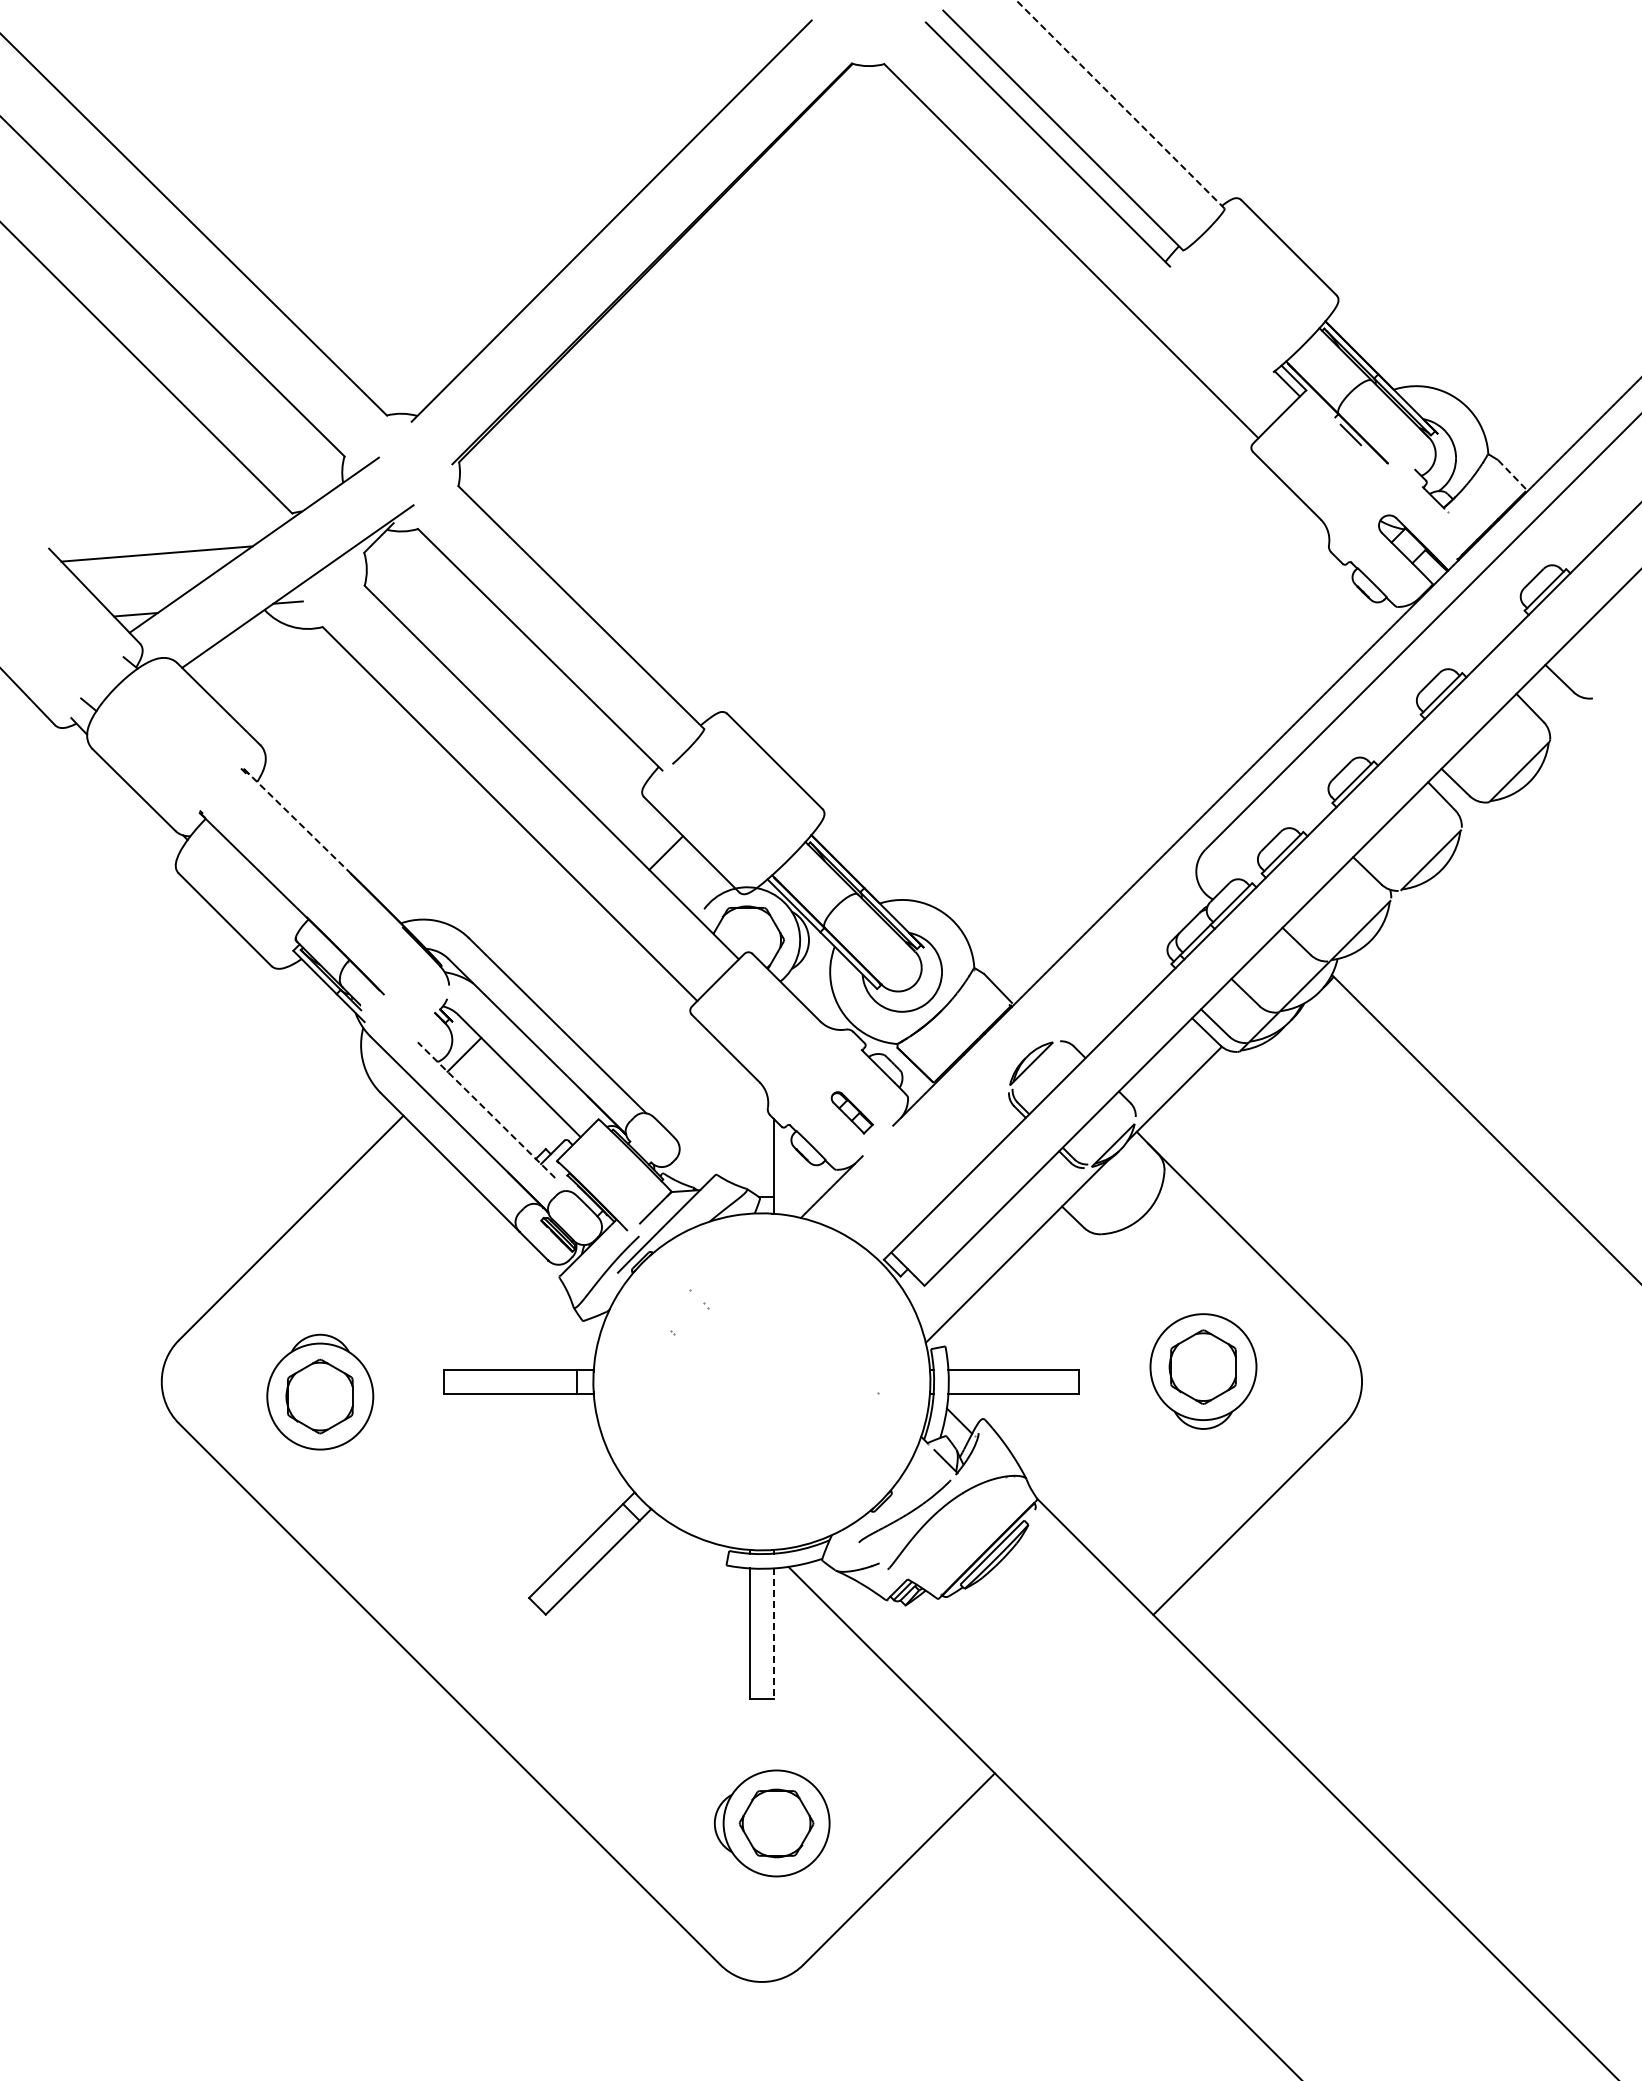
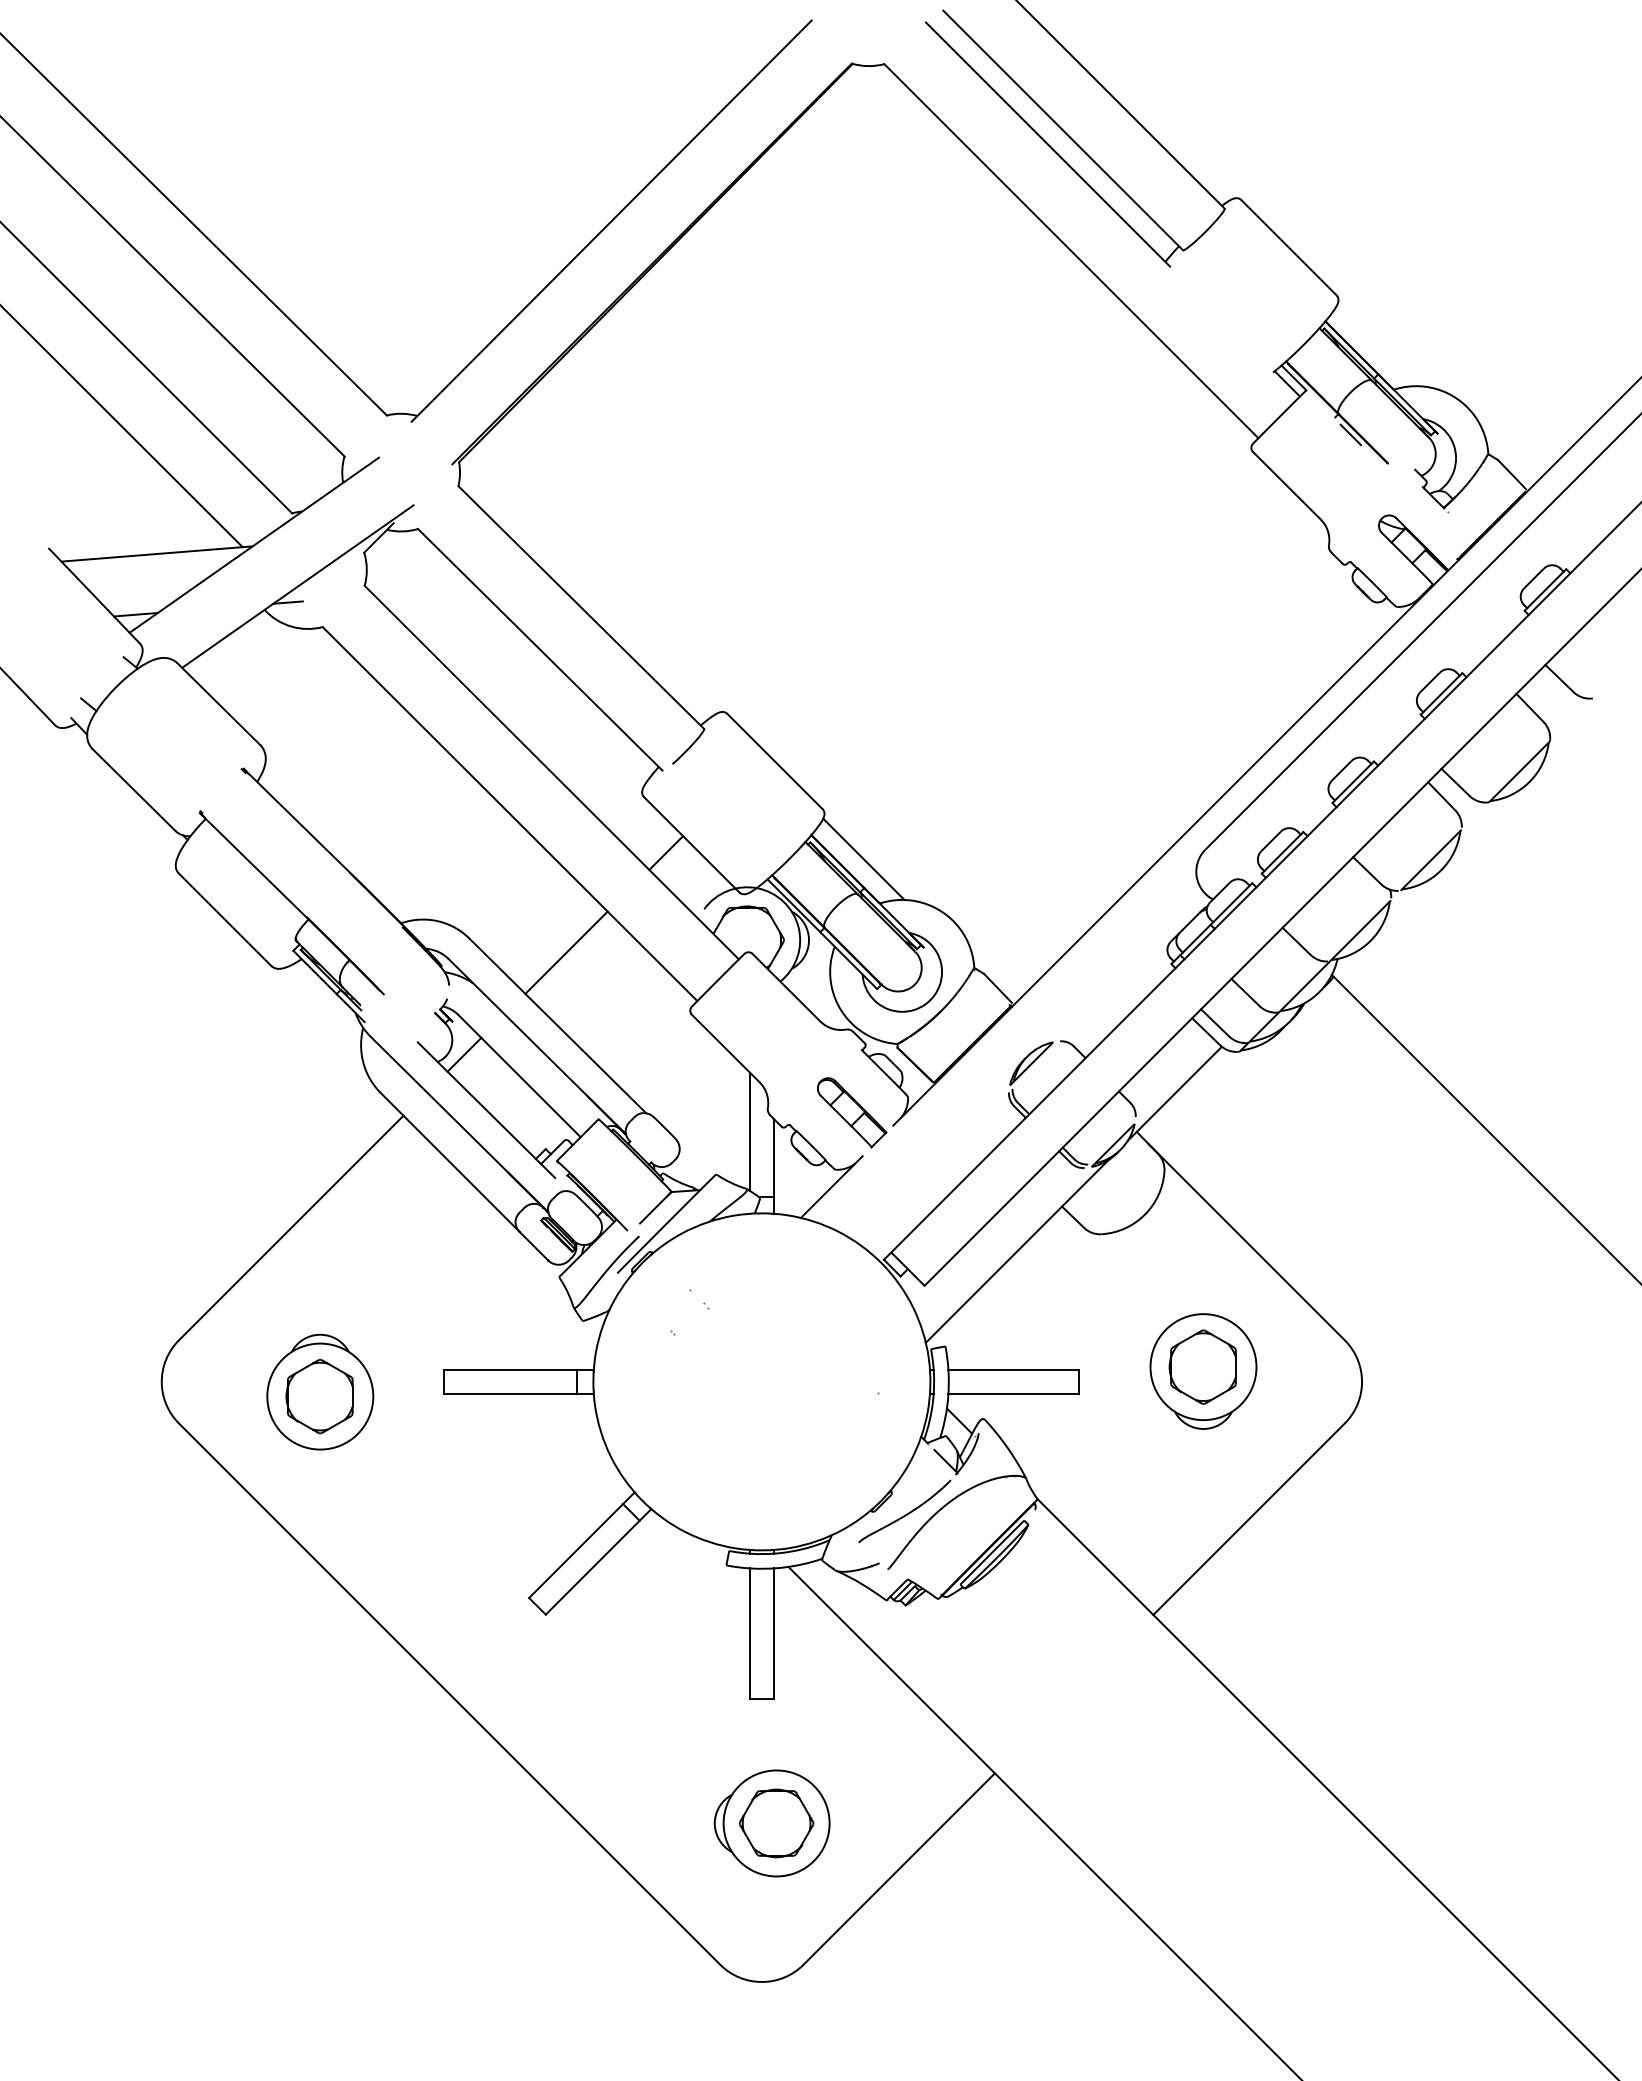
line: dashed -> solid (1120, 104)
line: none -> present (122, 427)
line: dashed -> solid (1512, 475)
line: dashed -> solid (297, 821)
line: none -> present (863, 858)
line: none -> present (566, 952)
line: dashed -> solid (486, 1110)
part size: 44x44 px -> 71x72 px (852, 1112)
line: none -> present (750, 1131)
line: dashed -> solid (773, 1634)
